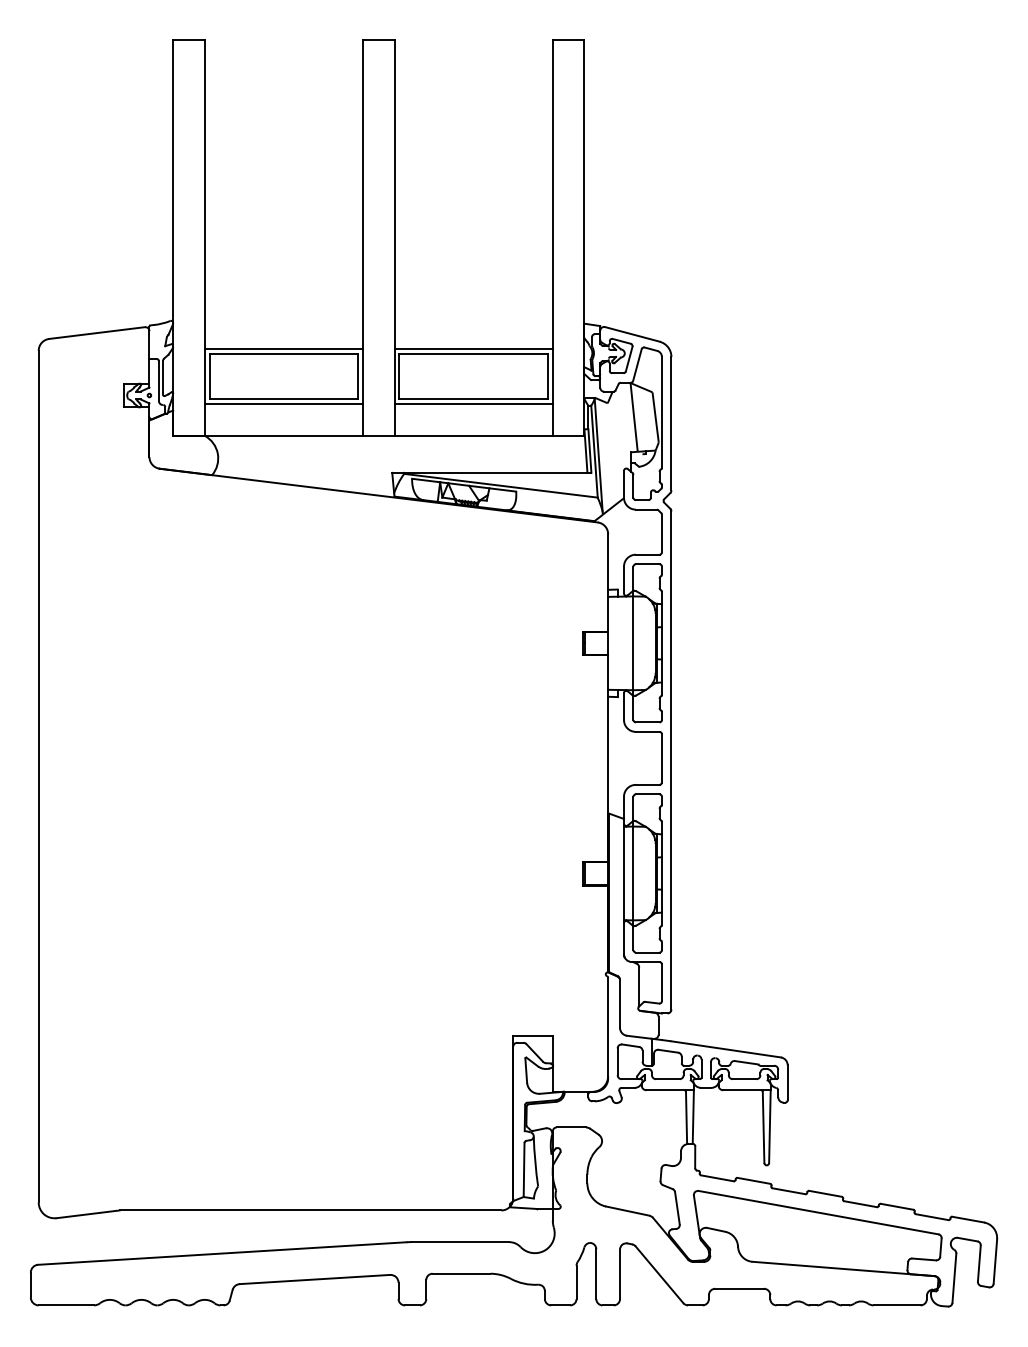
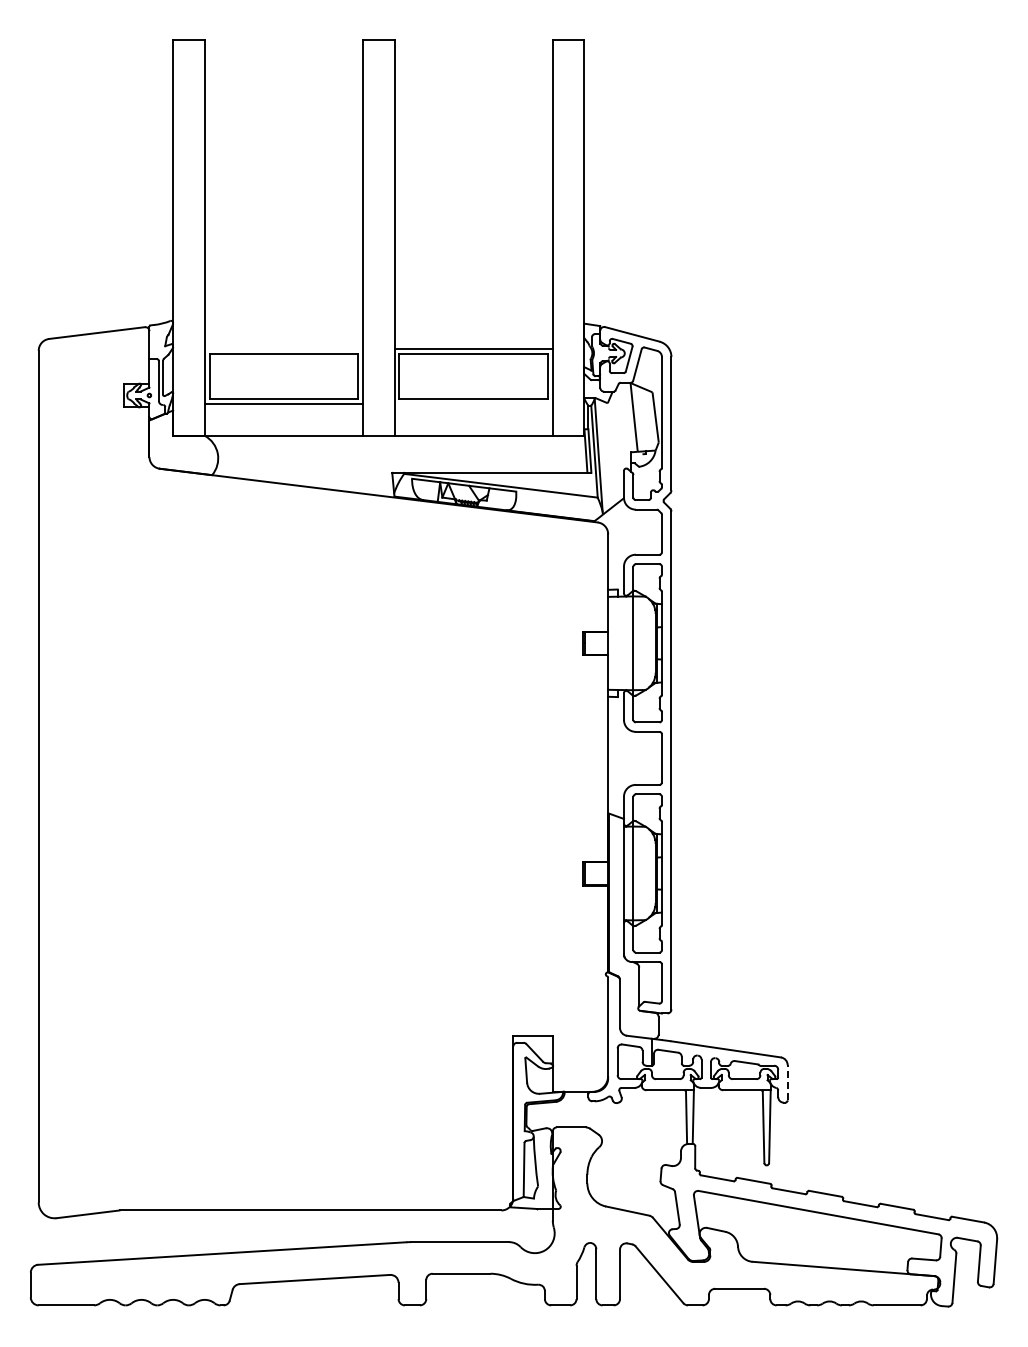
line: present -> none (283, 348)
line: present -> none (473, 404)
line: solid -> dashed (787, 1082)
